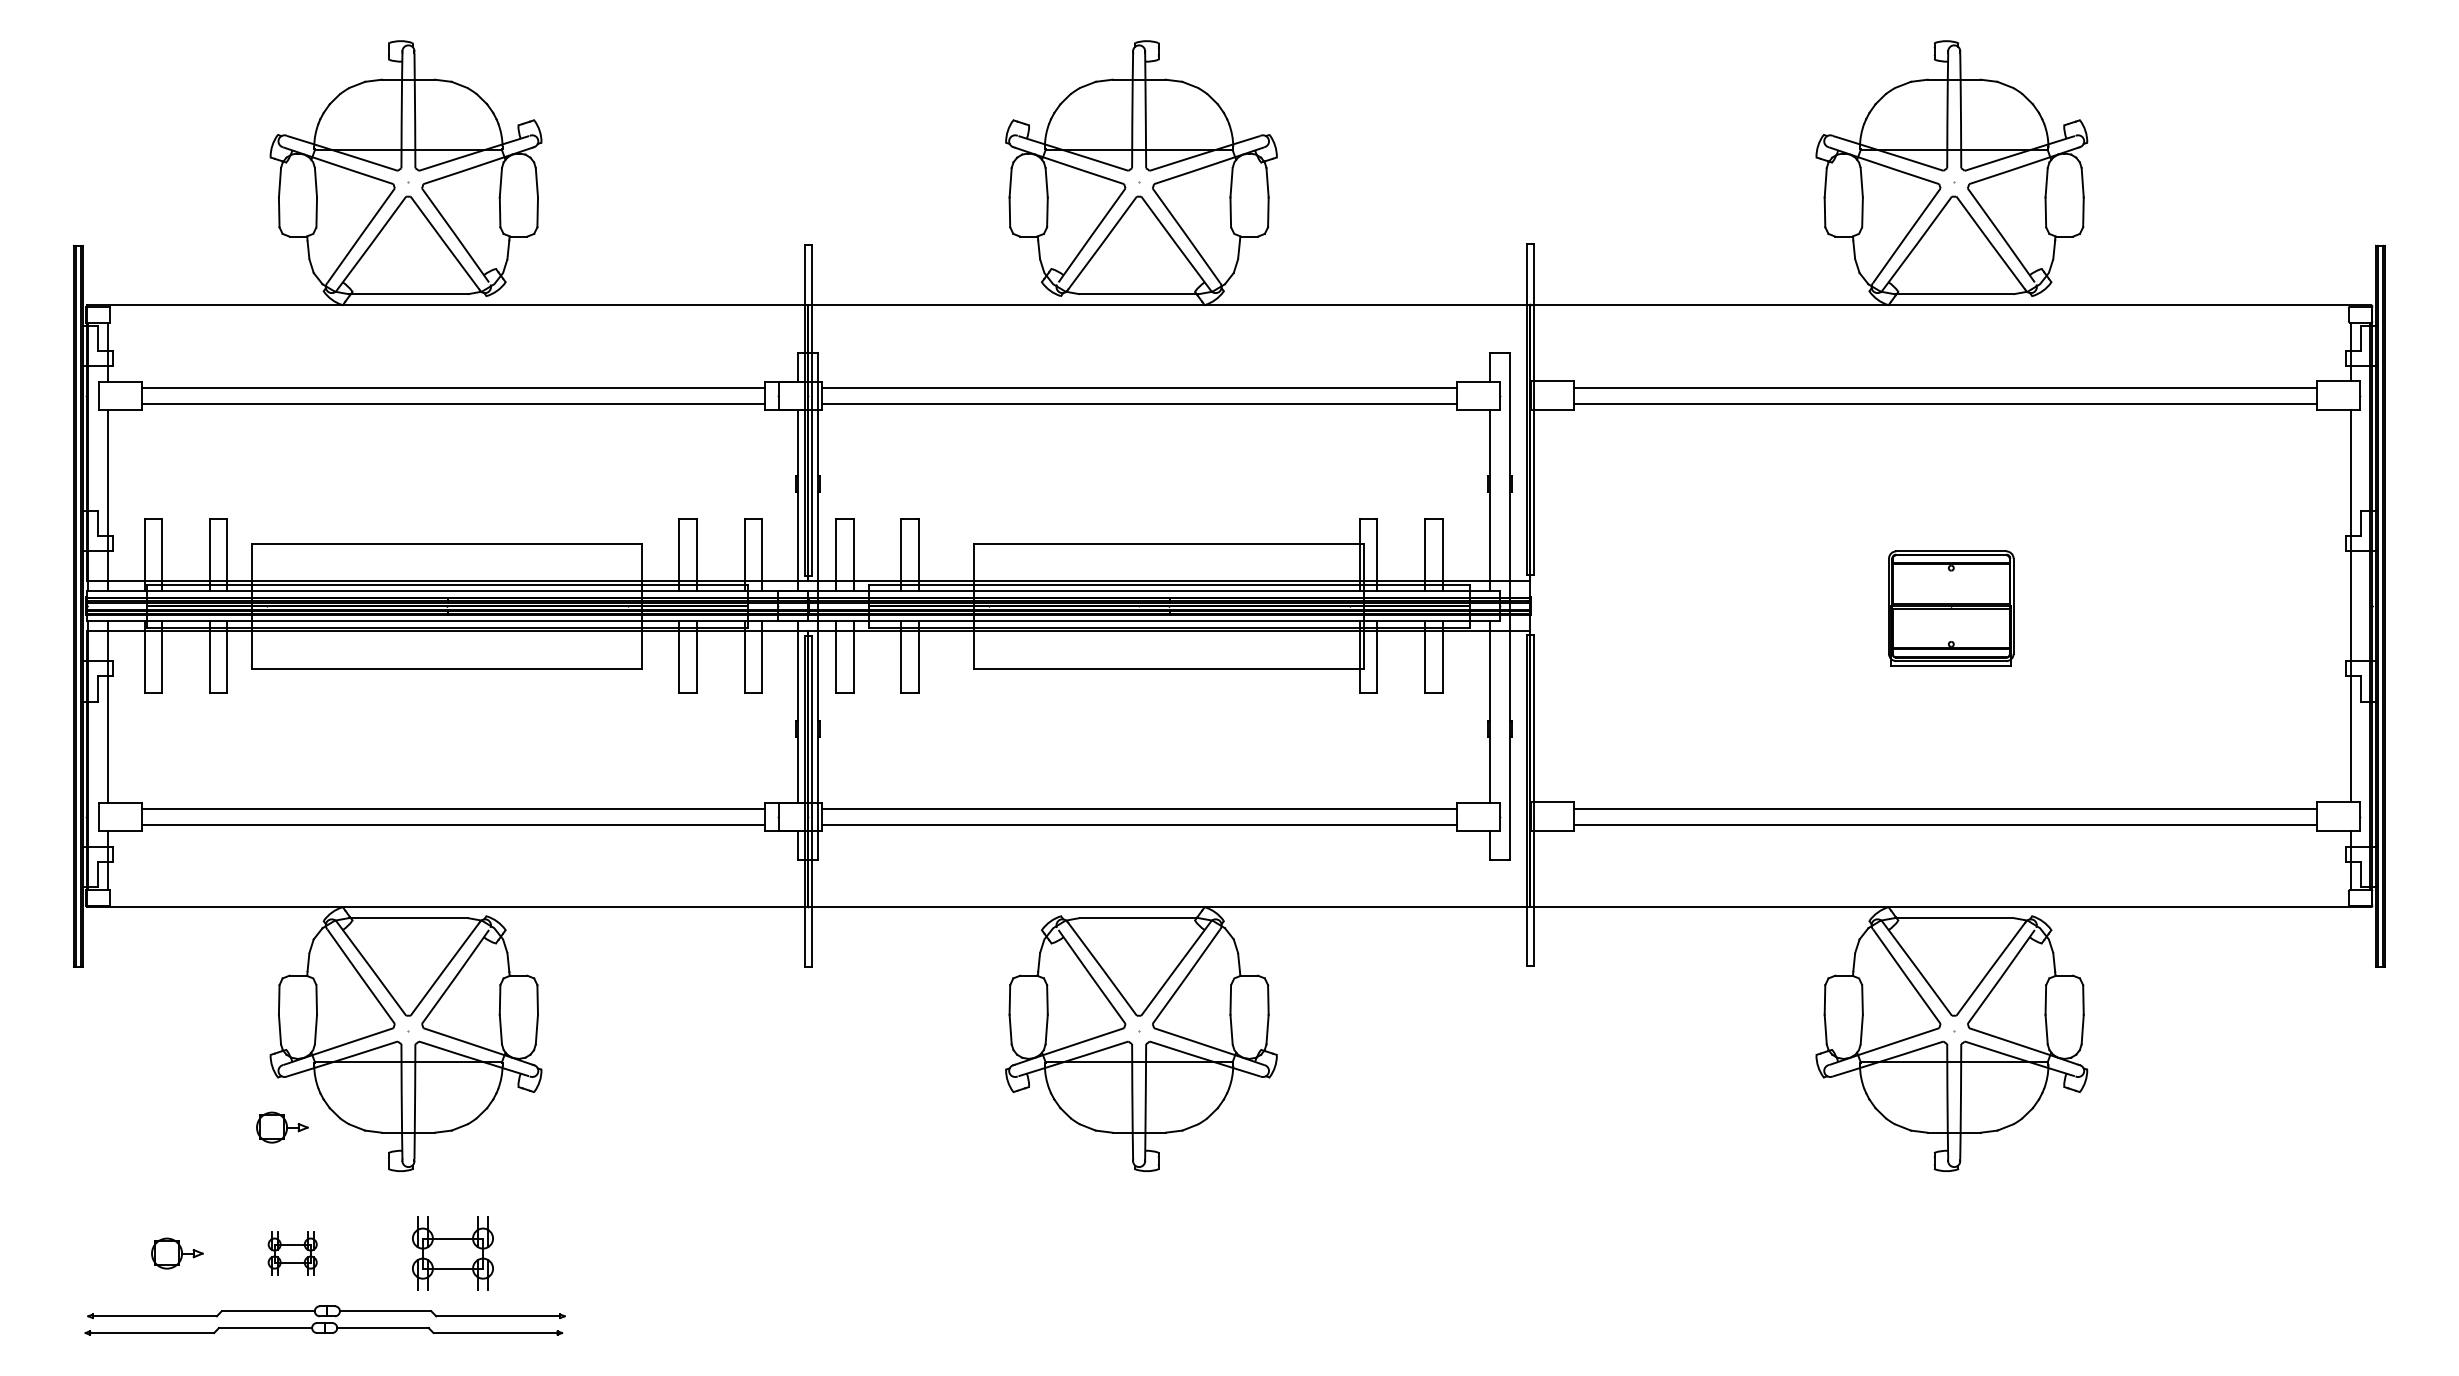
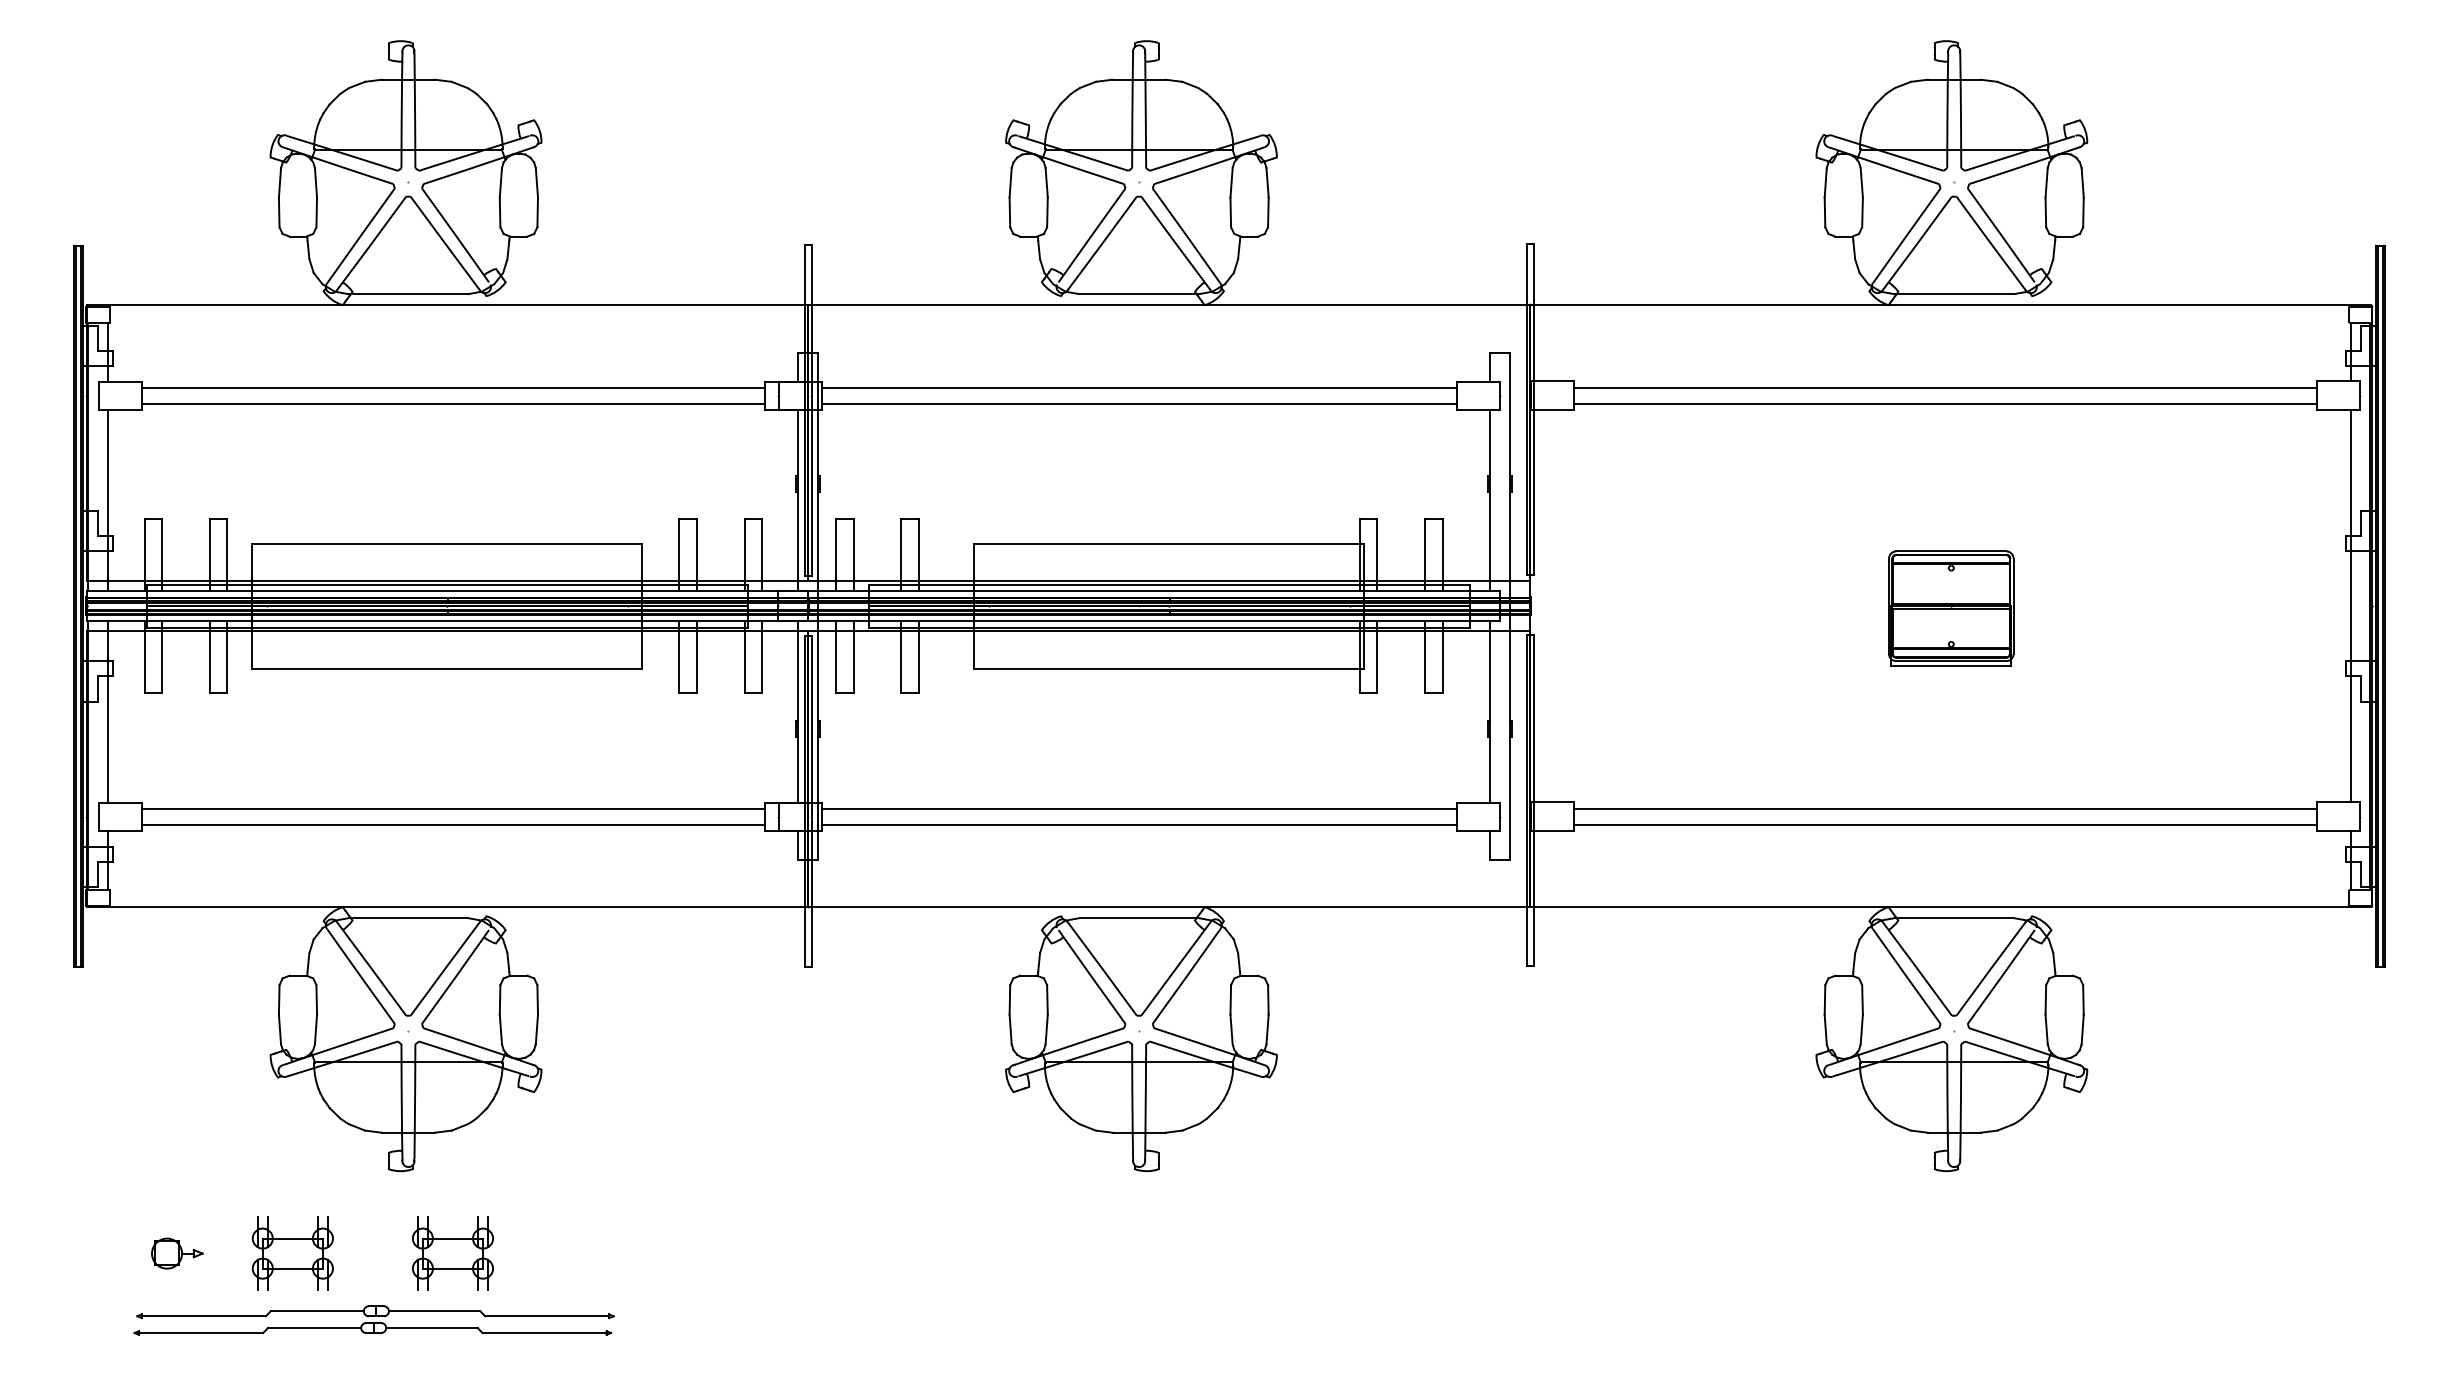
part: present -> none (282, 1127)
part size: 51x45 px -> 83x75 px (292, 1253)
part position: (324, 1320) -> (373, 1320) (373, 1320)
